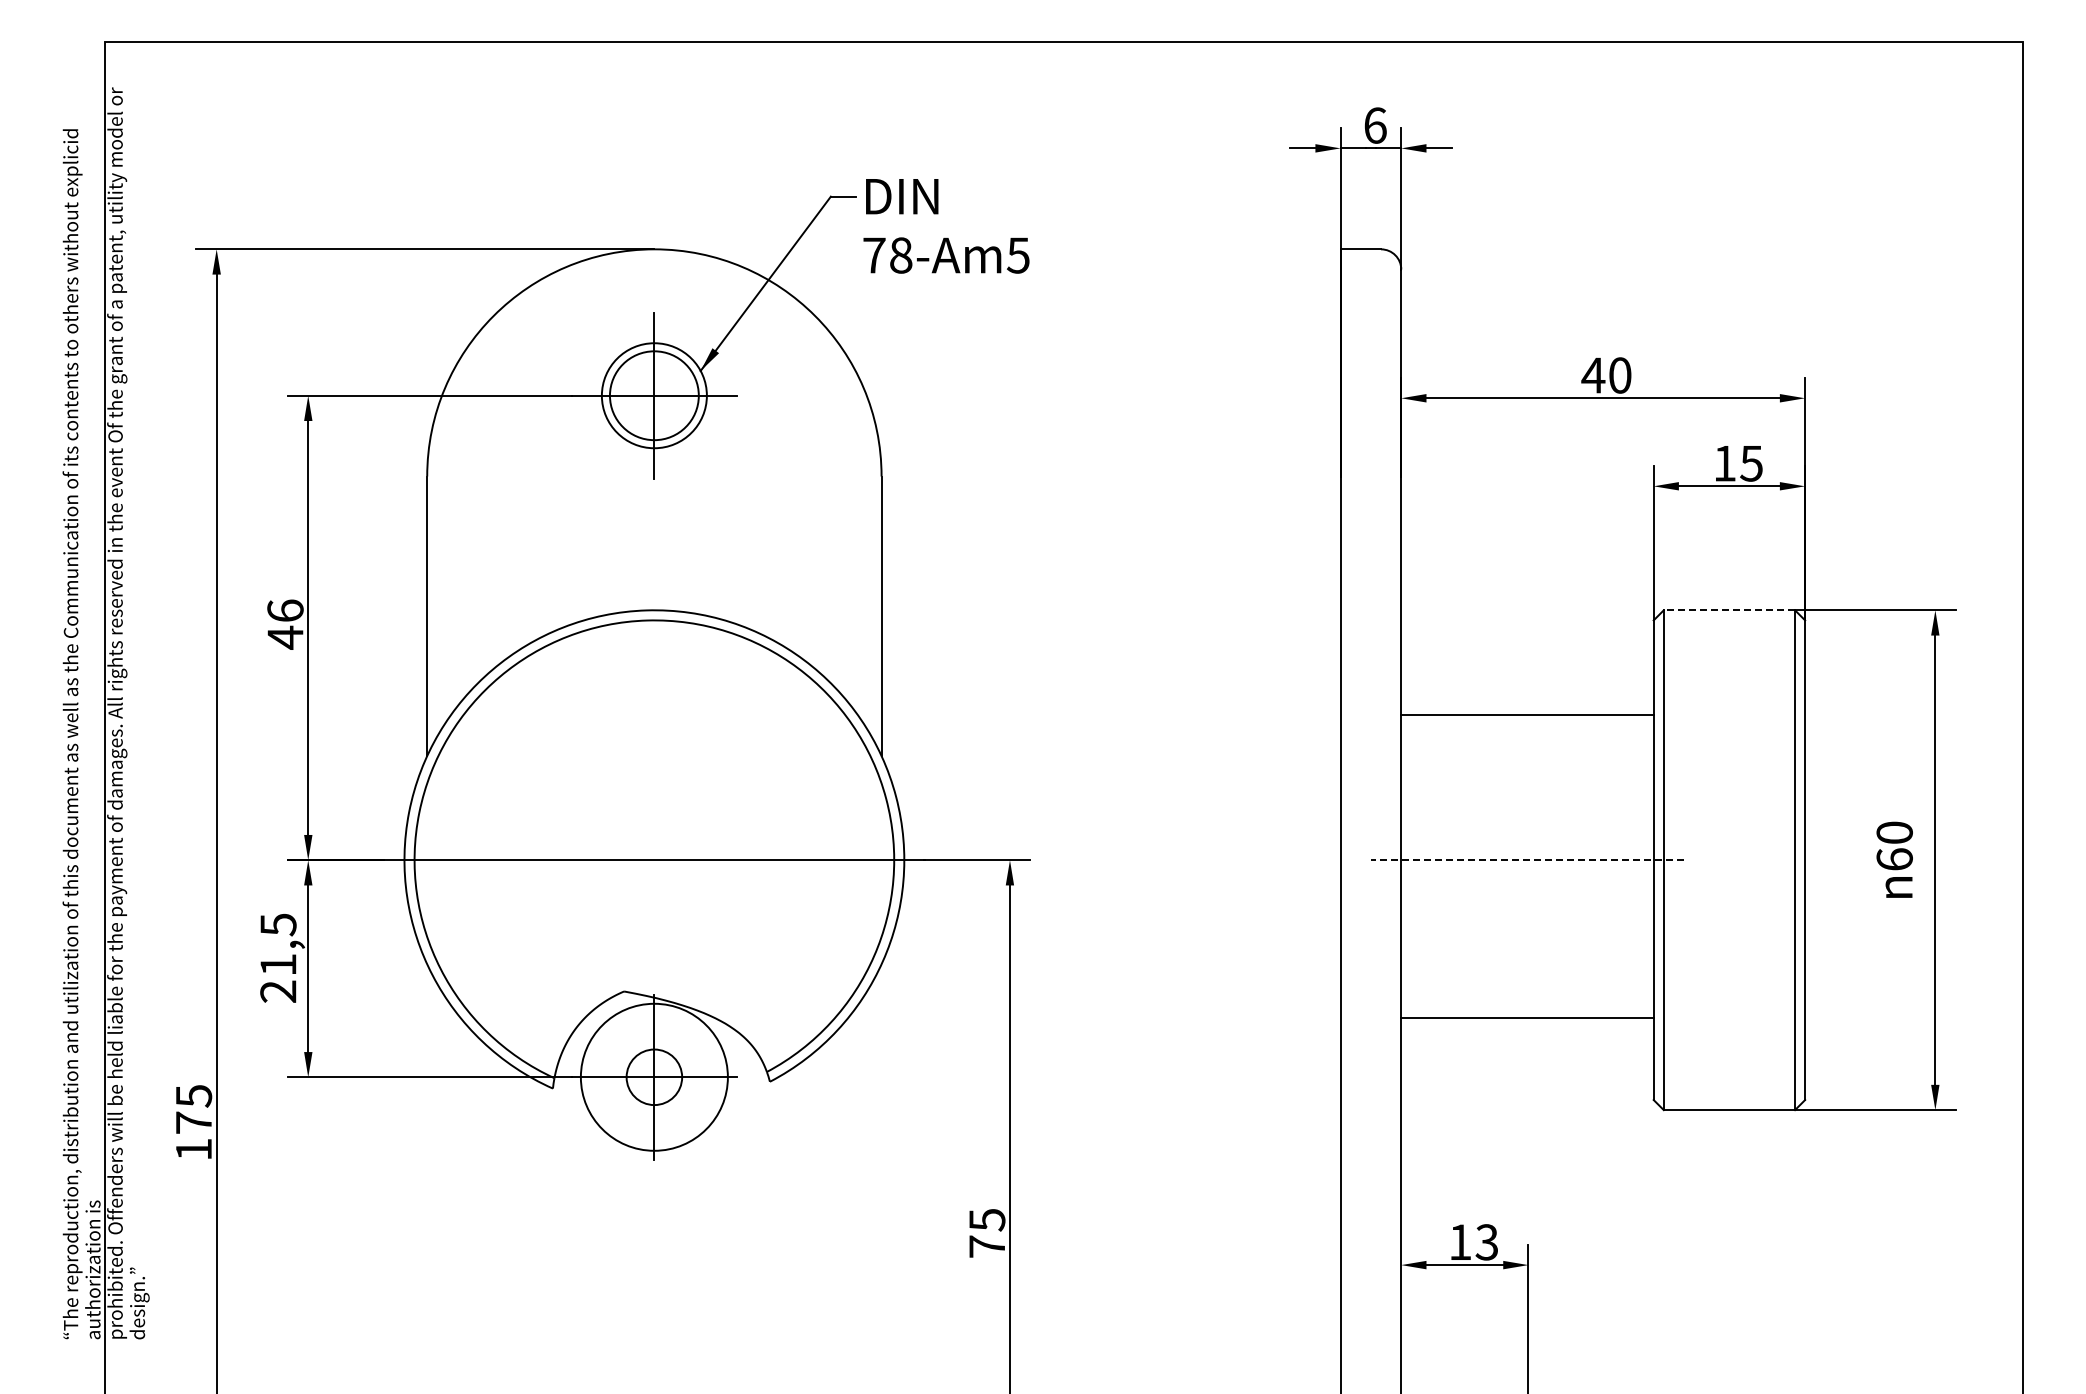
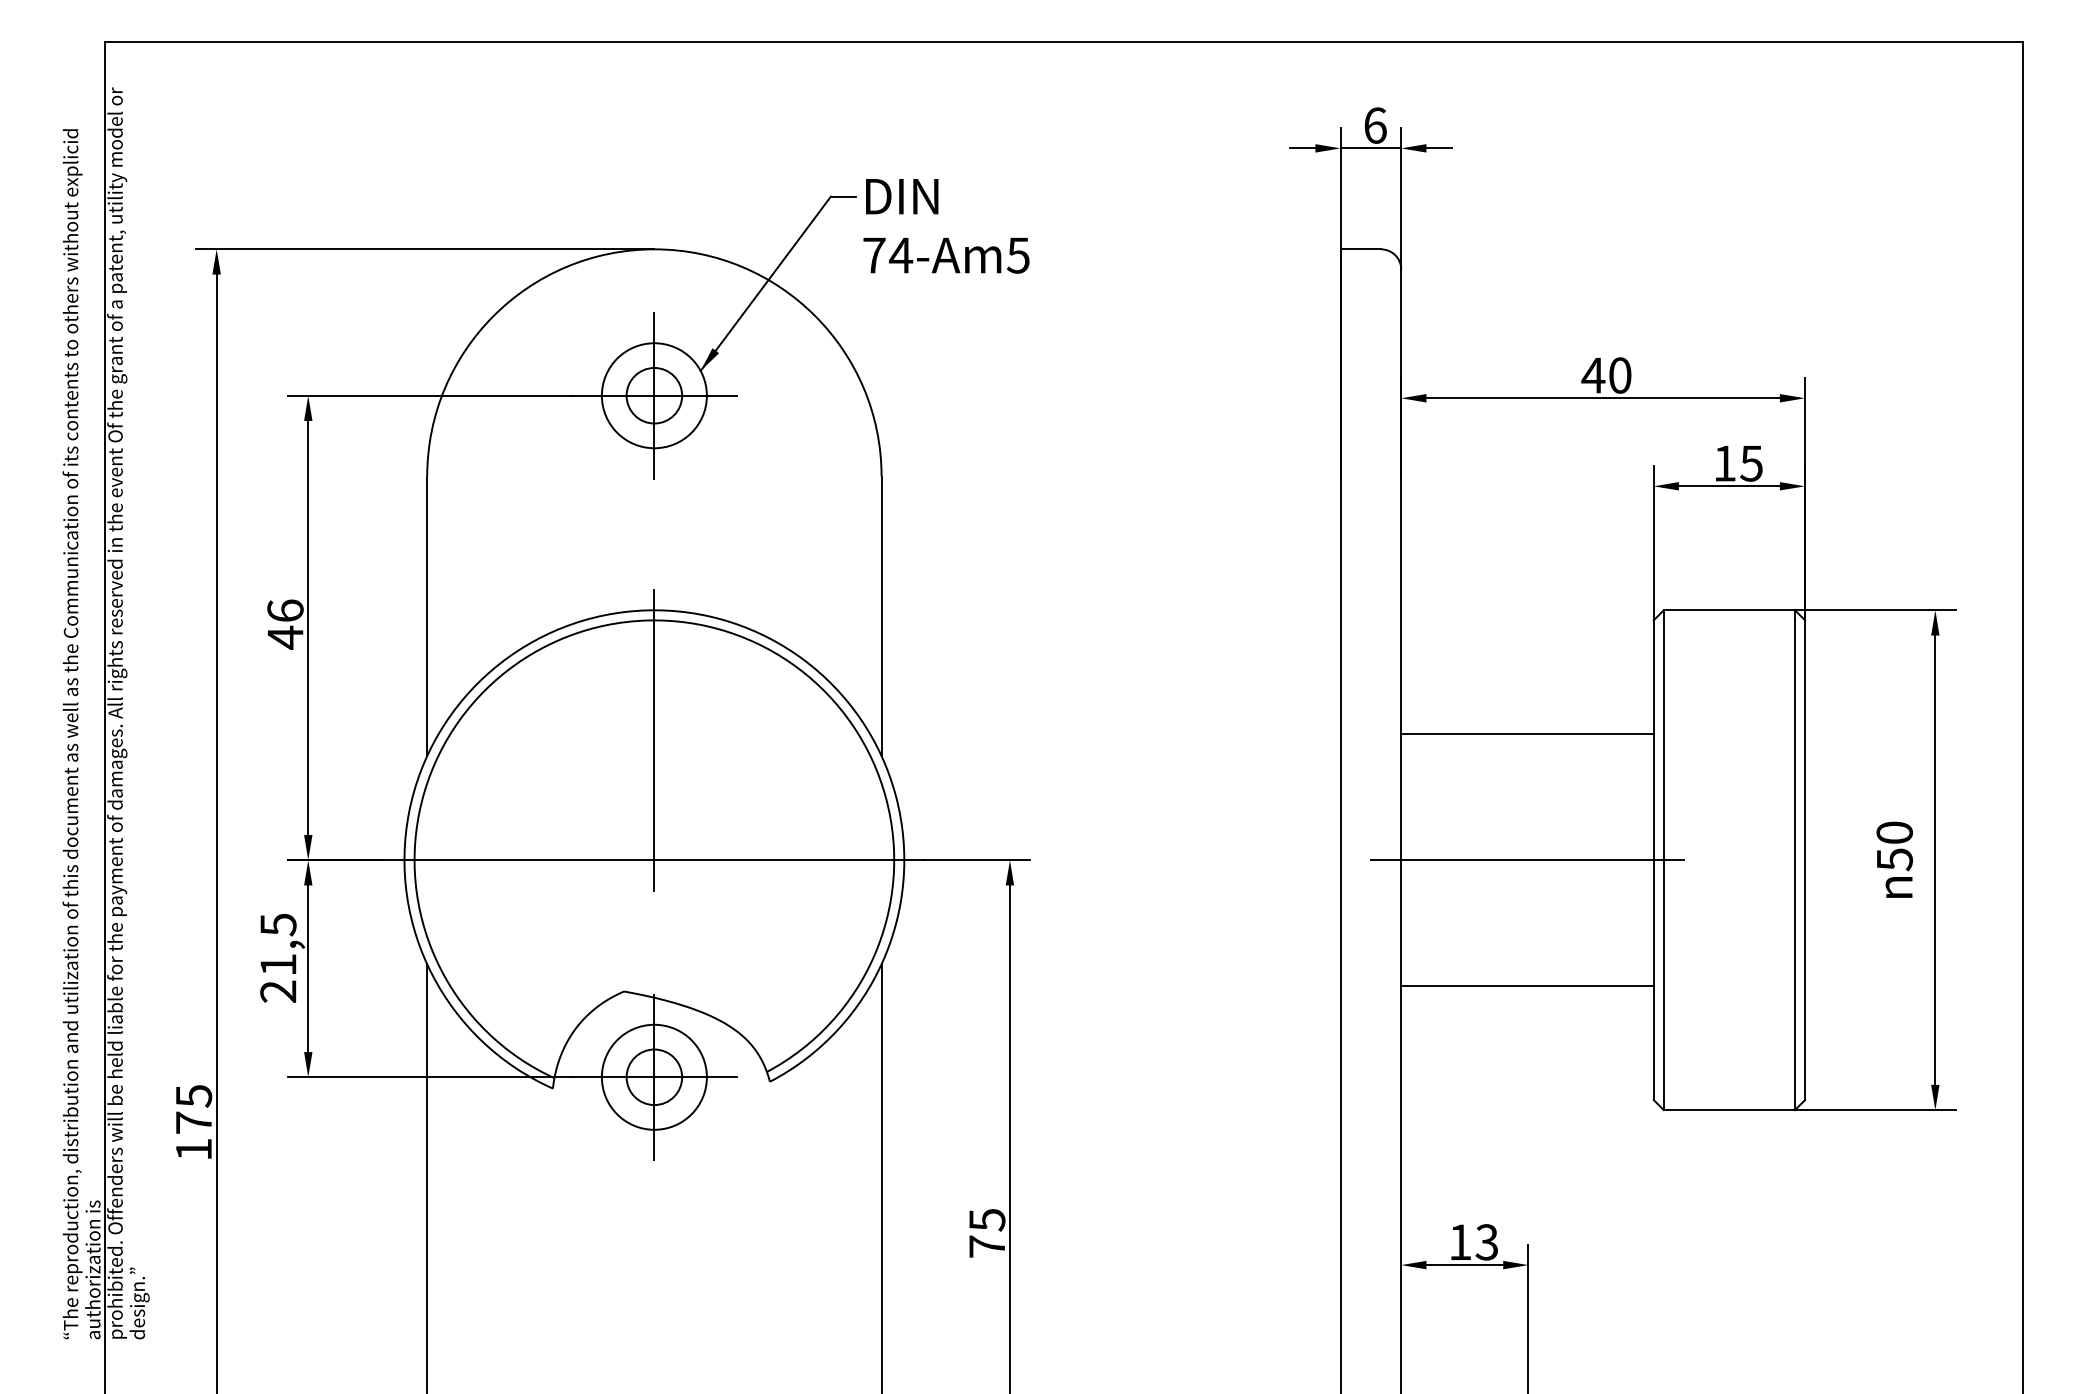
text: 78-Am5 -> 74-Am5 (900, 255)
circle diameter: 89 px -> 56 px (654, 395)
line: dashed -> solid (1729, 610)
line position: (1527, 715) -> (1527, 734) (1527, 734)
line: none -> present (654, 740)
text: 60 -> 50 (1894, 859)
line: dashed -> solid (1527, 860)
line position: (1527, 1018) -> (1527, 986) (1527, 986)
circle diameter: 147 px -> 105 px (653, 1076)
line: none -> present (427, 1177)
line: none -> present (881, 1177)
